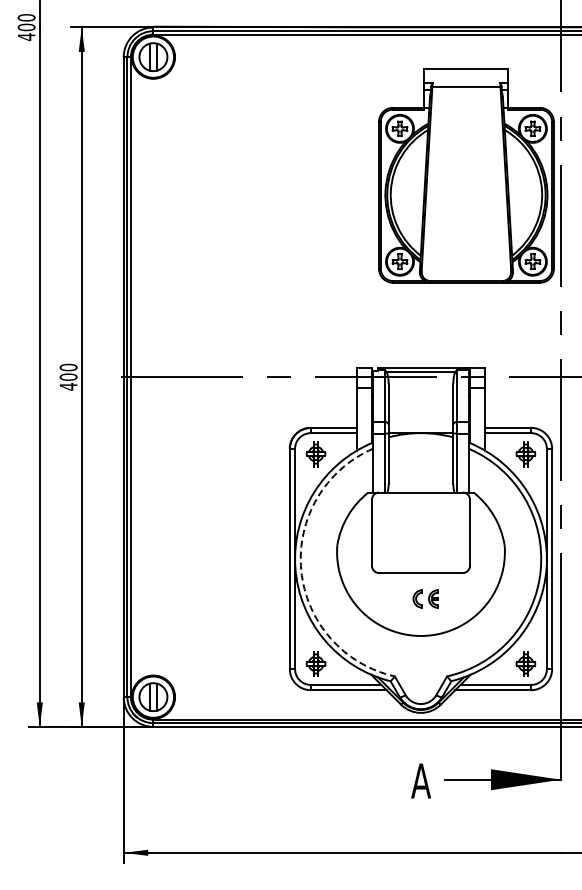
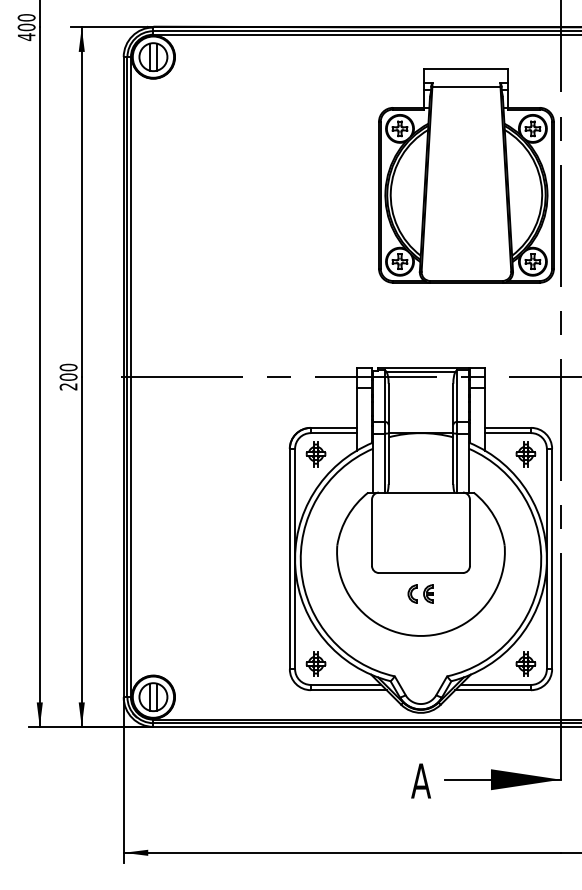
text: 400 -> 200 (68, 386)
arc: dashed -> solid (301, 570)
part position: (425, 598) -> (420, 593) (420, 593)
